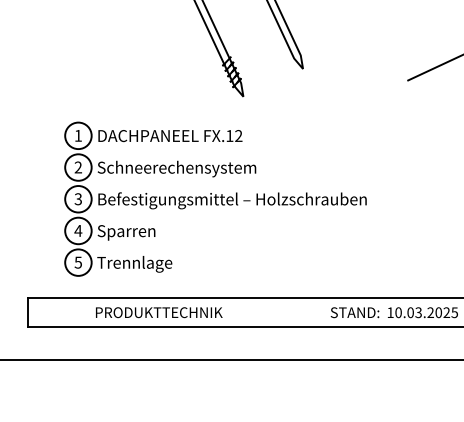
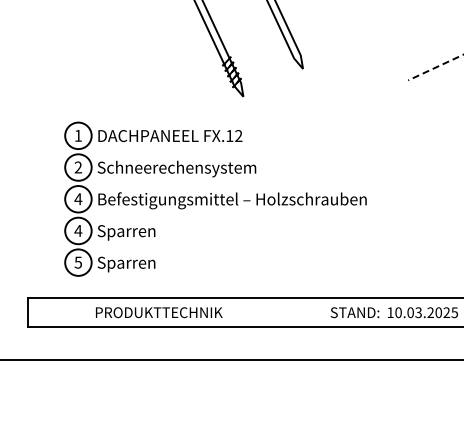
line: solid -> dashed (435, 67)
text: 3 -> 4 (78, 199)
text: Trennlage -> Sparren (134, 264)
